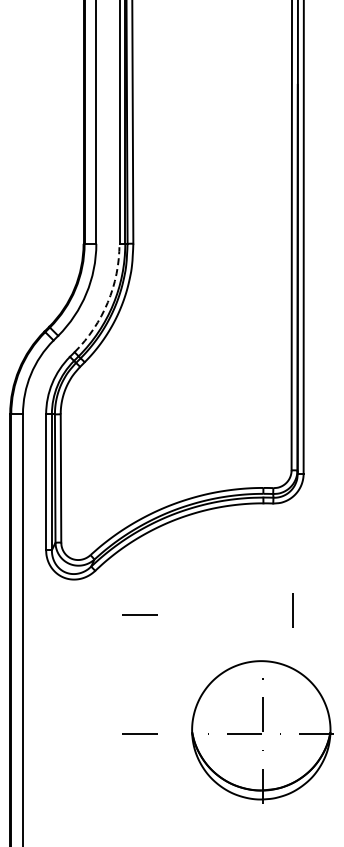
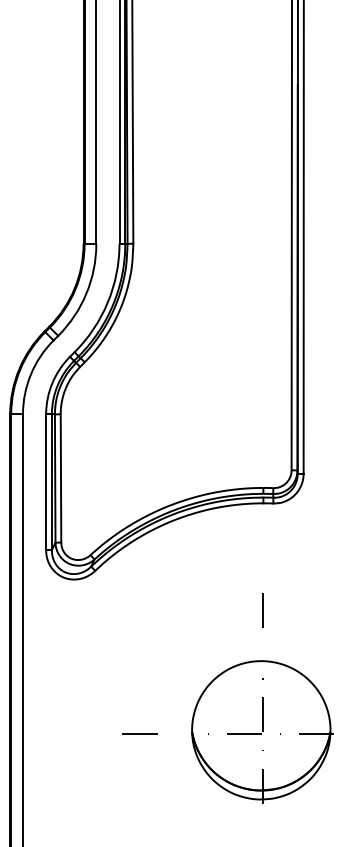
arc: dashed -> solid (107, 302)
line position: (292, 610) -> (262, 610) (262, 610)
line: present -> none (139, 614)
